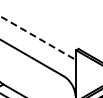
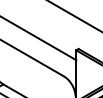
line: none -> present (74, 16)
line: dashed -> solid (38, 38)
